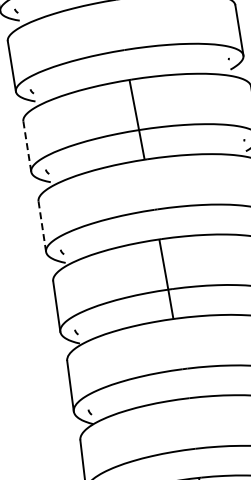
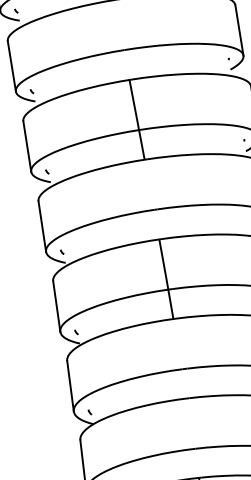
line: dashed -> solid (27, 146)
line: dashed -> solid (42, 226)
